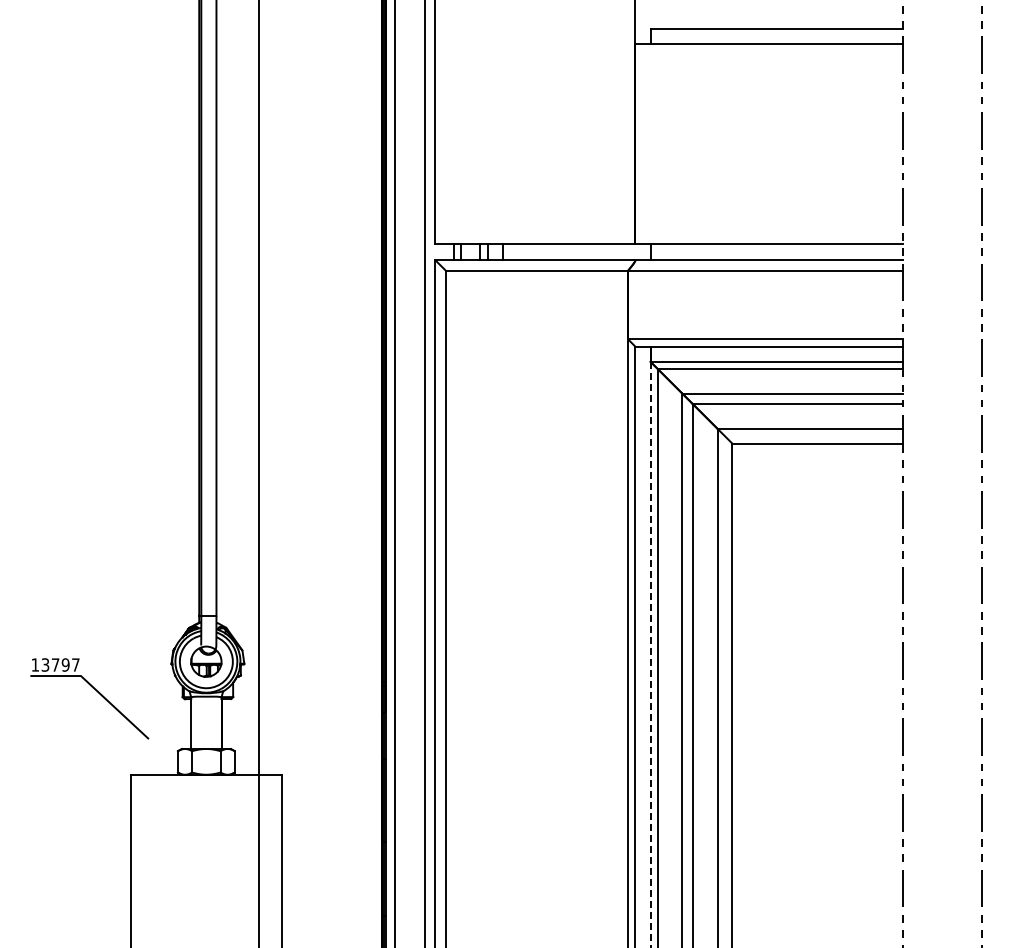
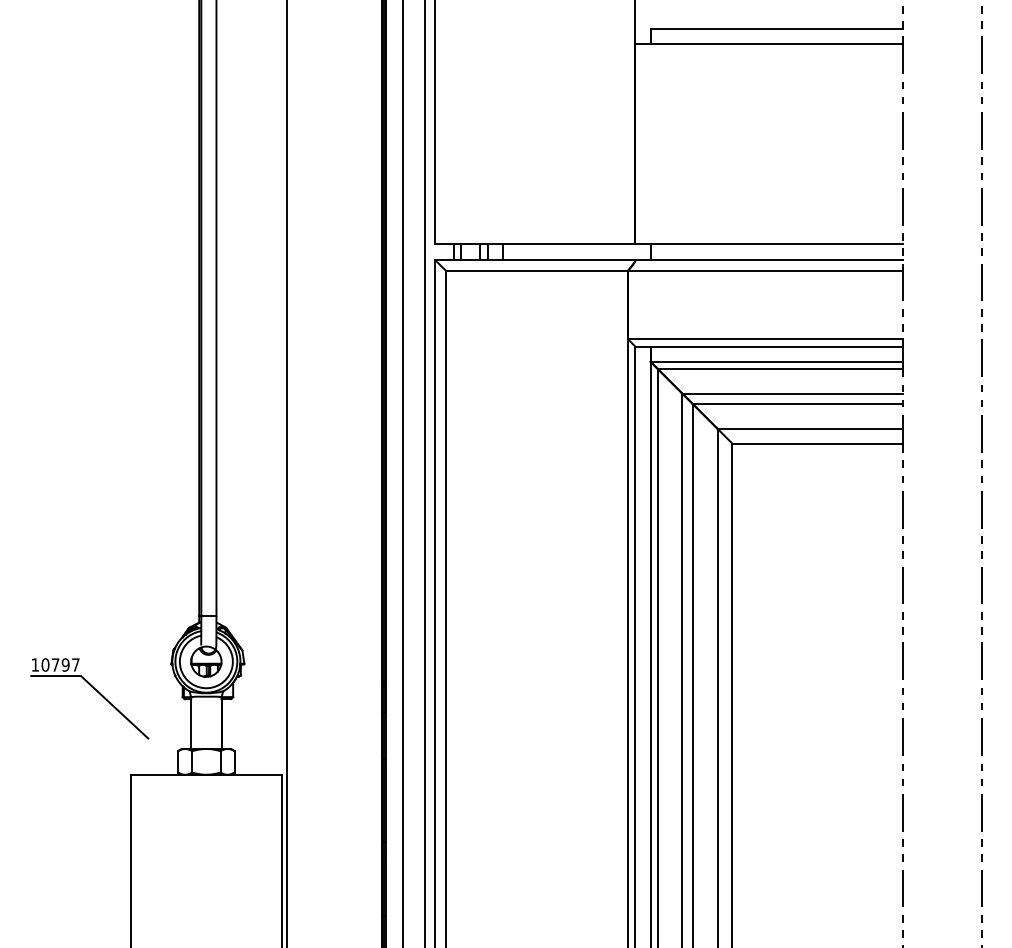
line position: (259, 473) -> (287, 473) (287, 473)
line position: (394, 473) -> (402, 473) (402, 473)
line: dashed -> solid (650, 654)
text: 13797 -> 10797 (45, 664)
